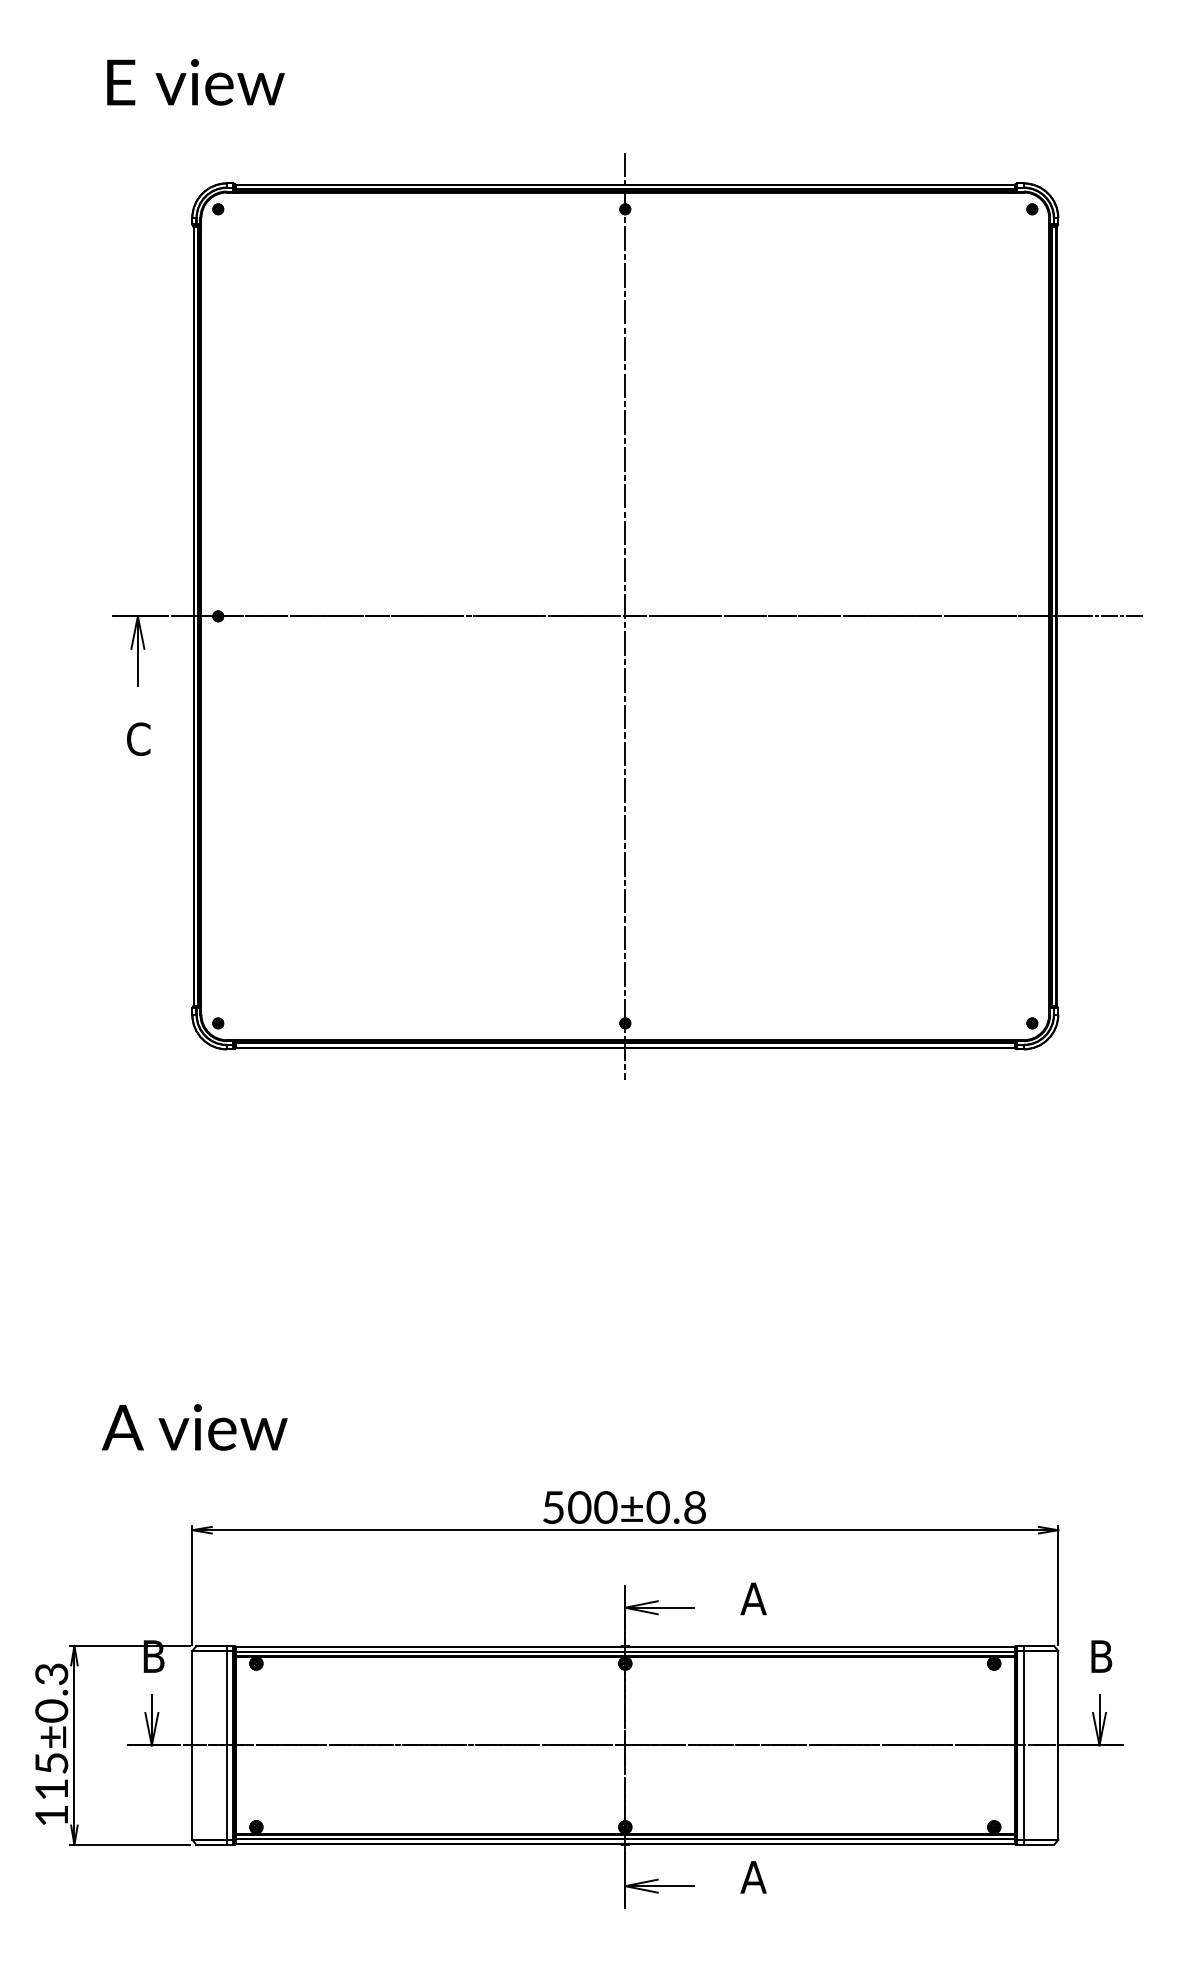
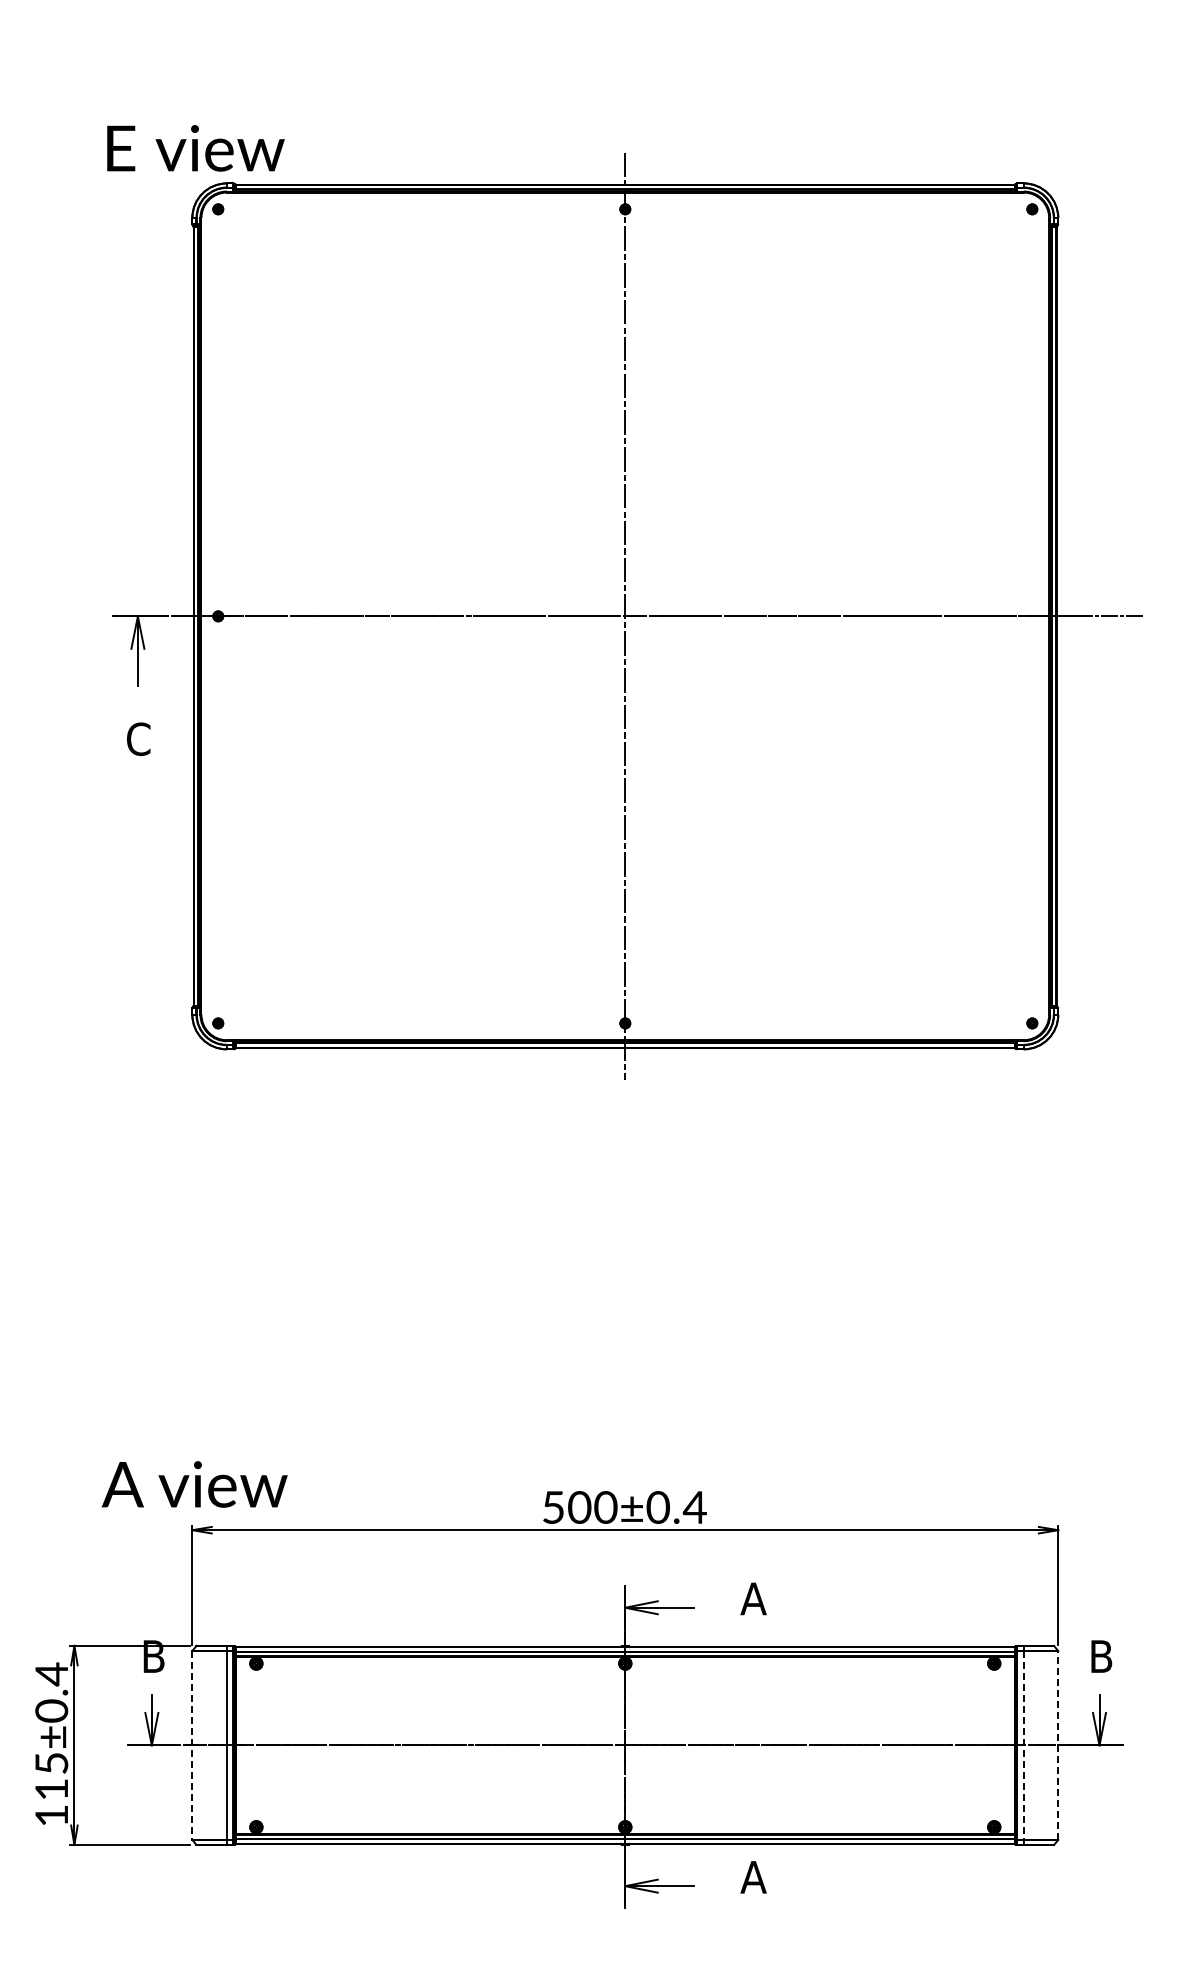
text position: (195, 82) -> (195, 148) (195, 148)
text position: (194, 1427) -> (194, 1484) (194, 1484)
text: 500±0.8 -> 500±0.4 (694, 1507)
text: 115±0.3 -> 115±0.4 (51, 1674)
line: solid -> dashed (1058, 1744)
line: solid -> dashed (192, 1745)
line: solid -> dashed (1023, 1745)
